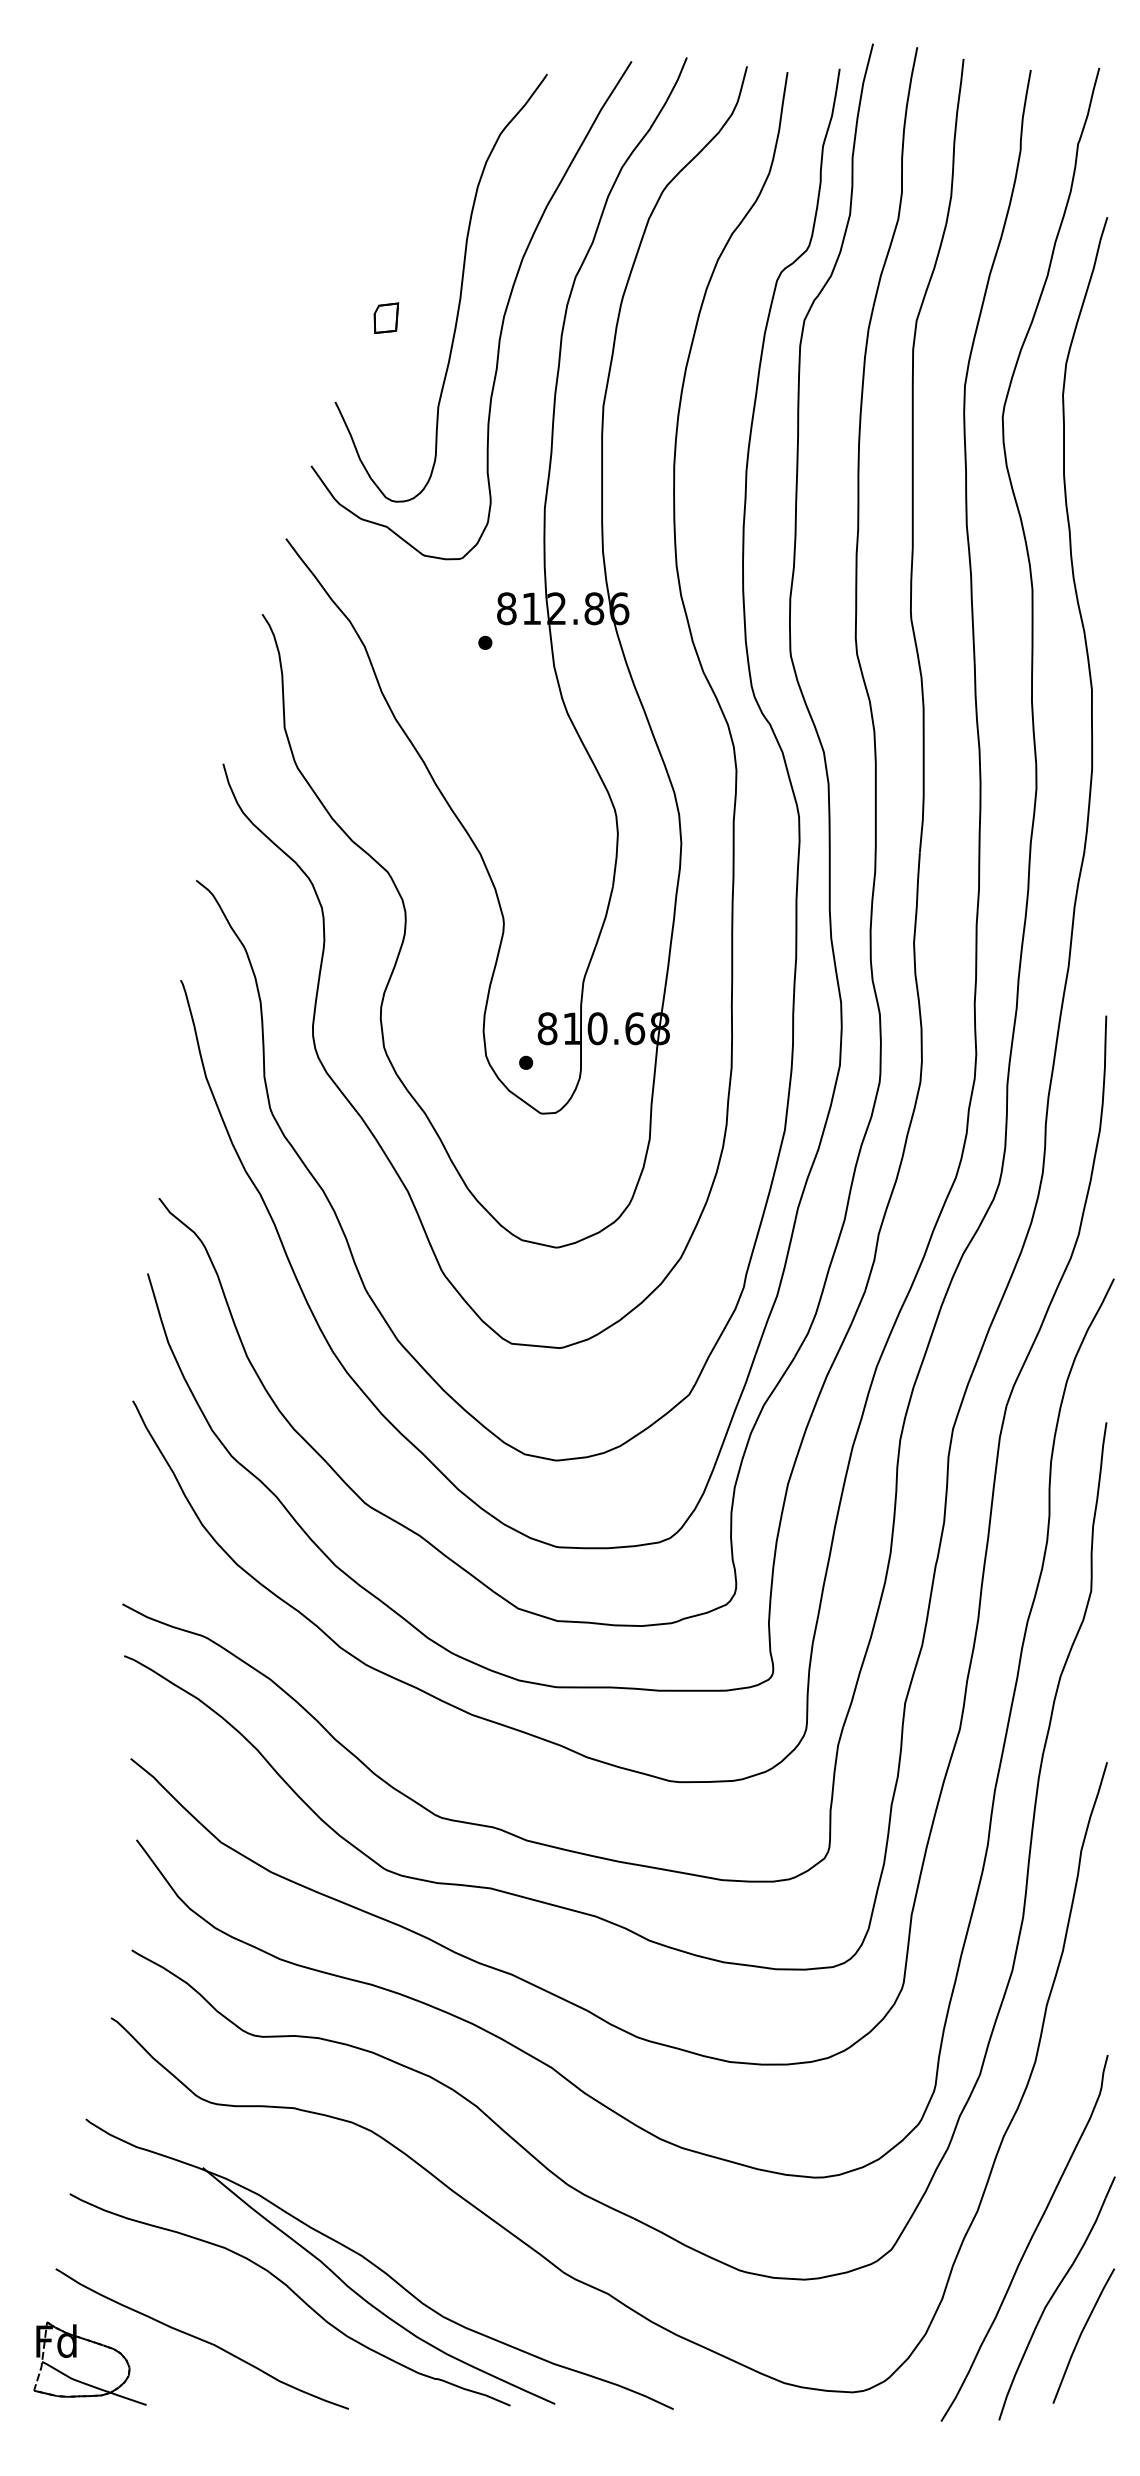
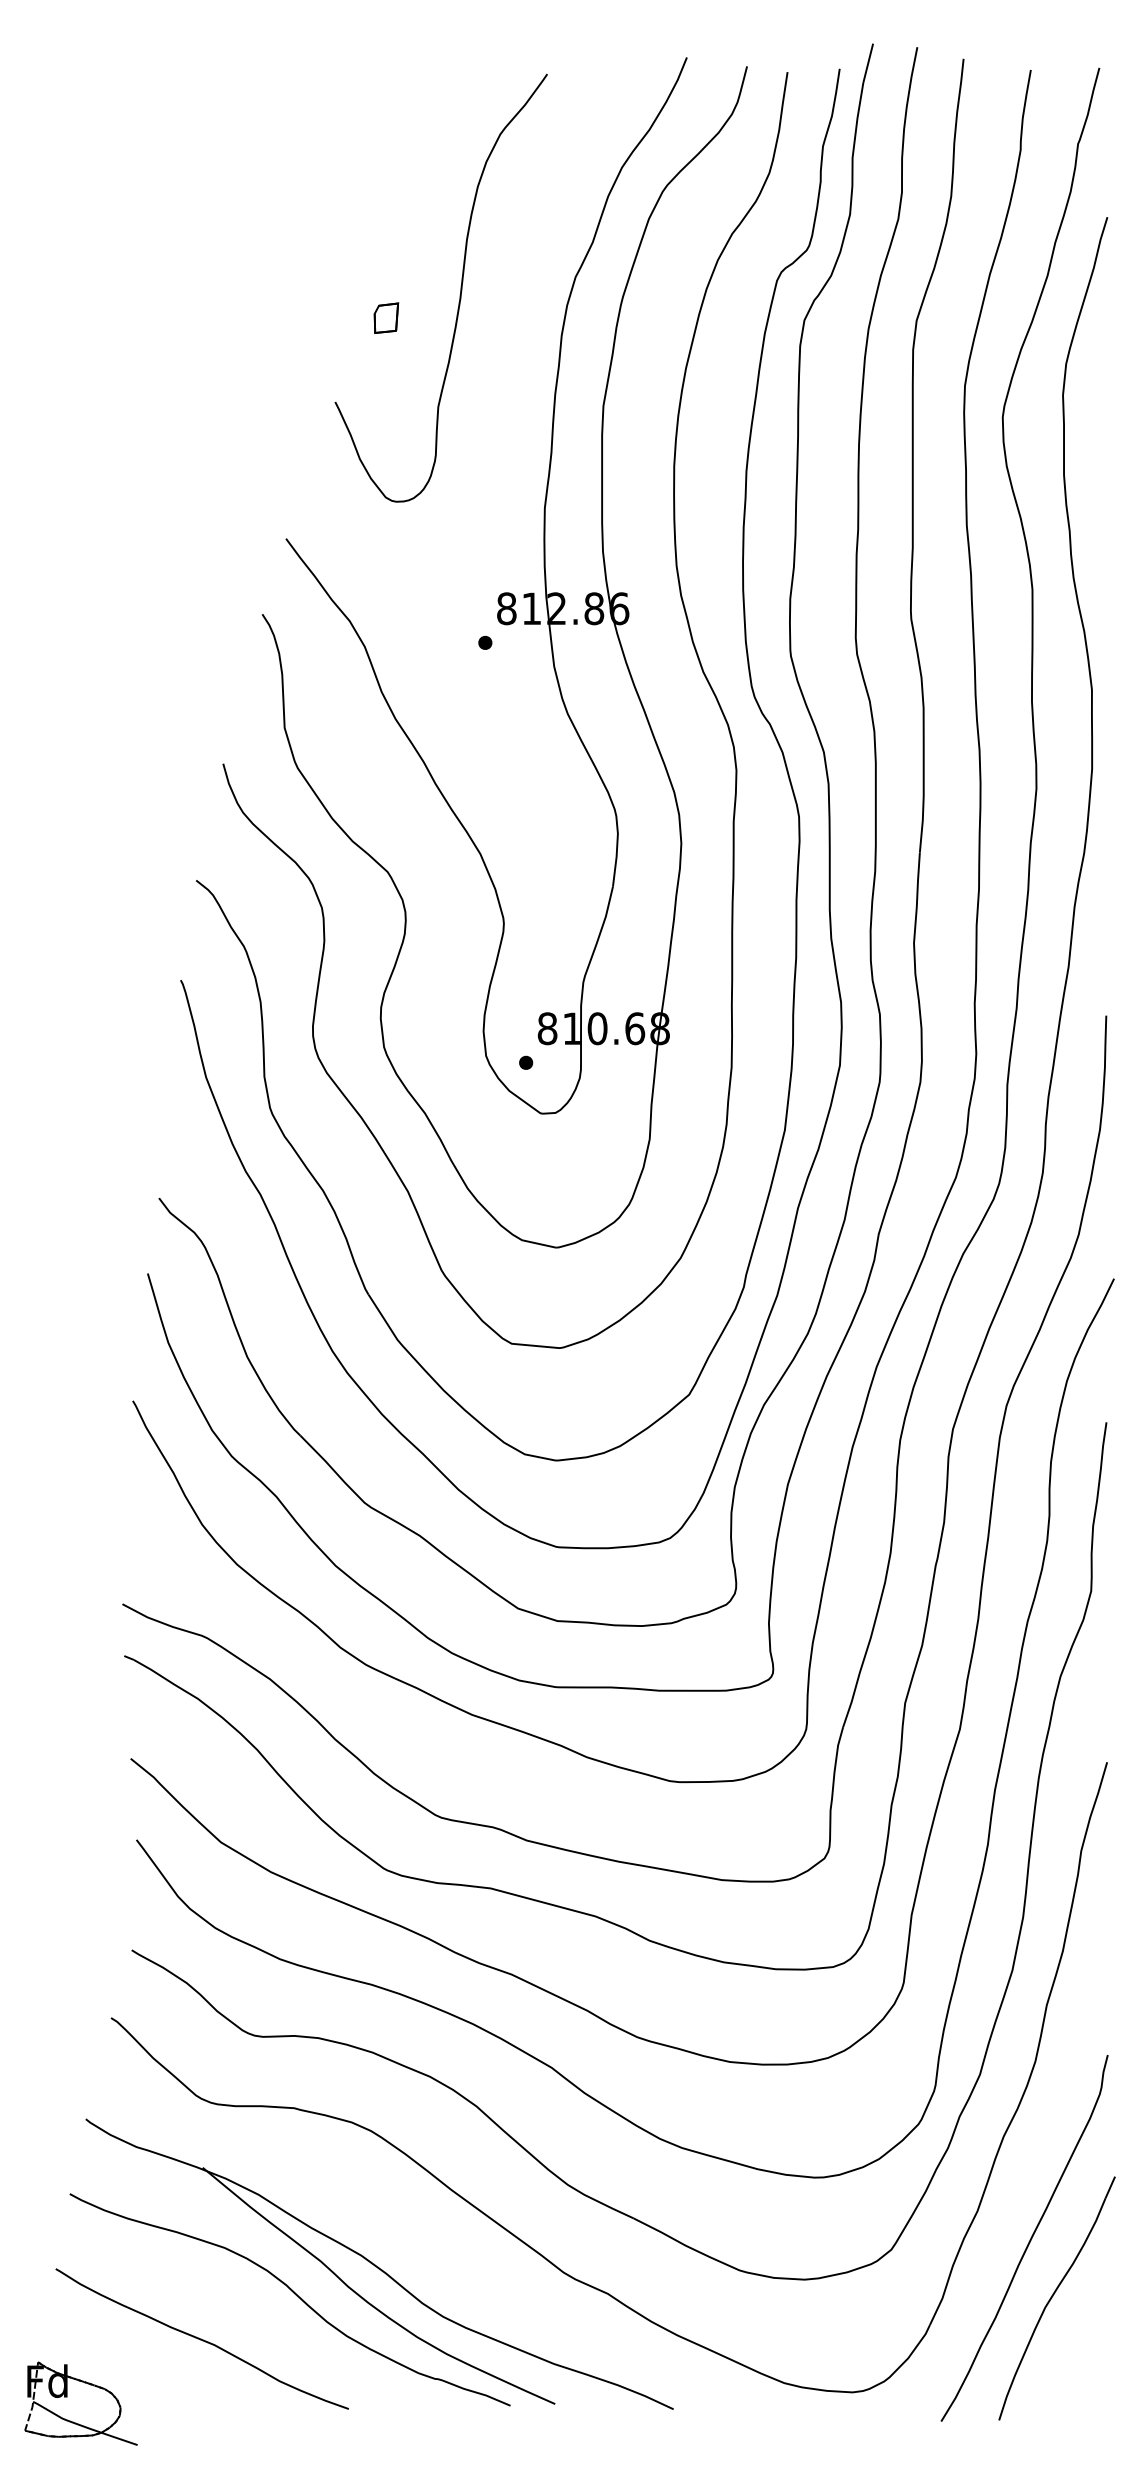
curve: present -> none (502, 318)
curve: present -> none (1081, 2335)
part position: (76, 2357) -> (67, 2397) (67, 2397)
